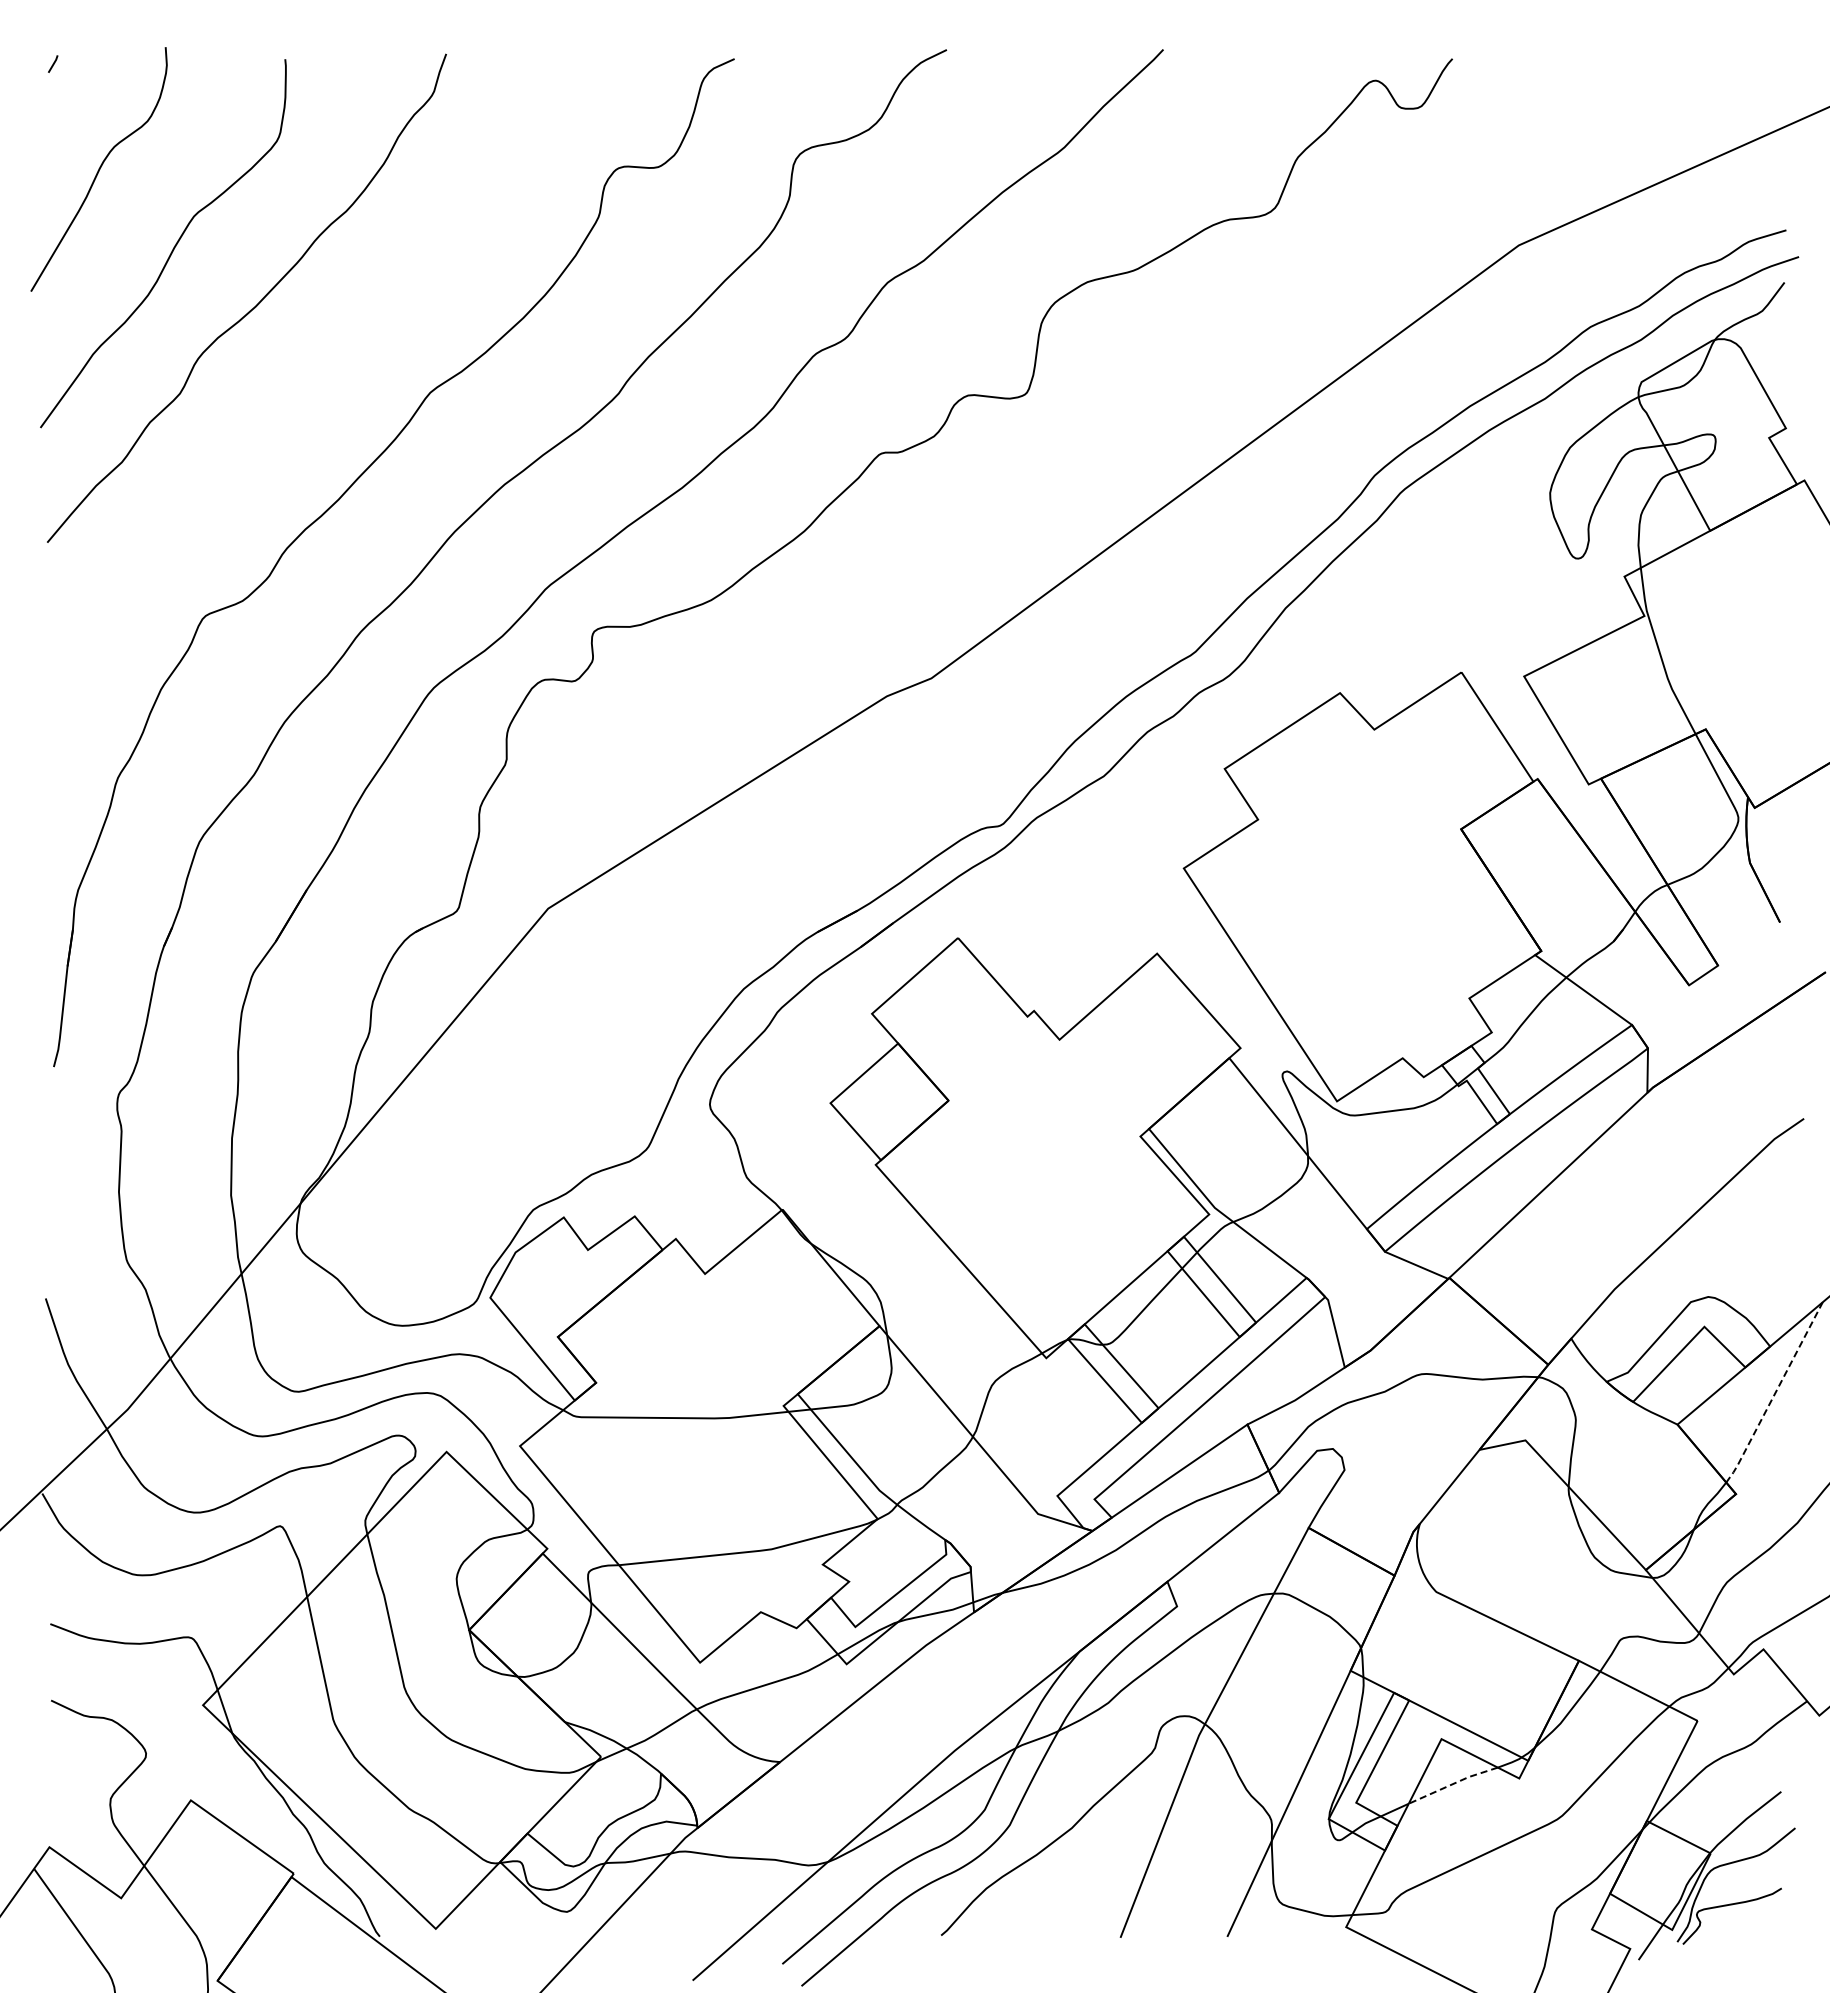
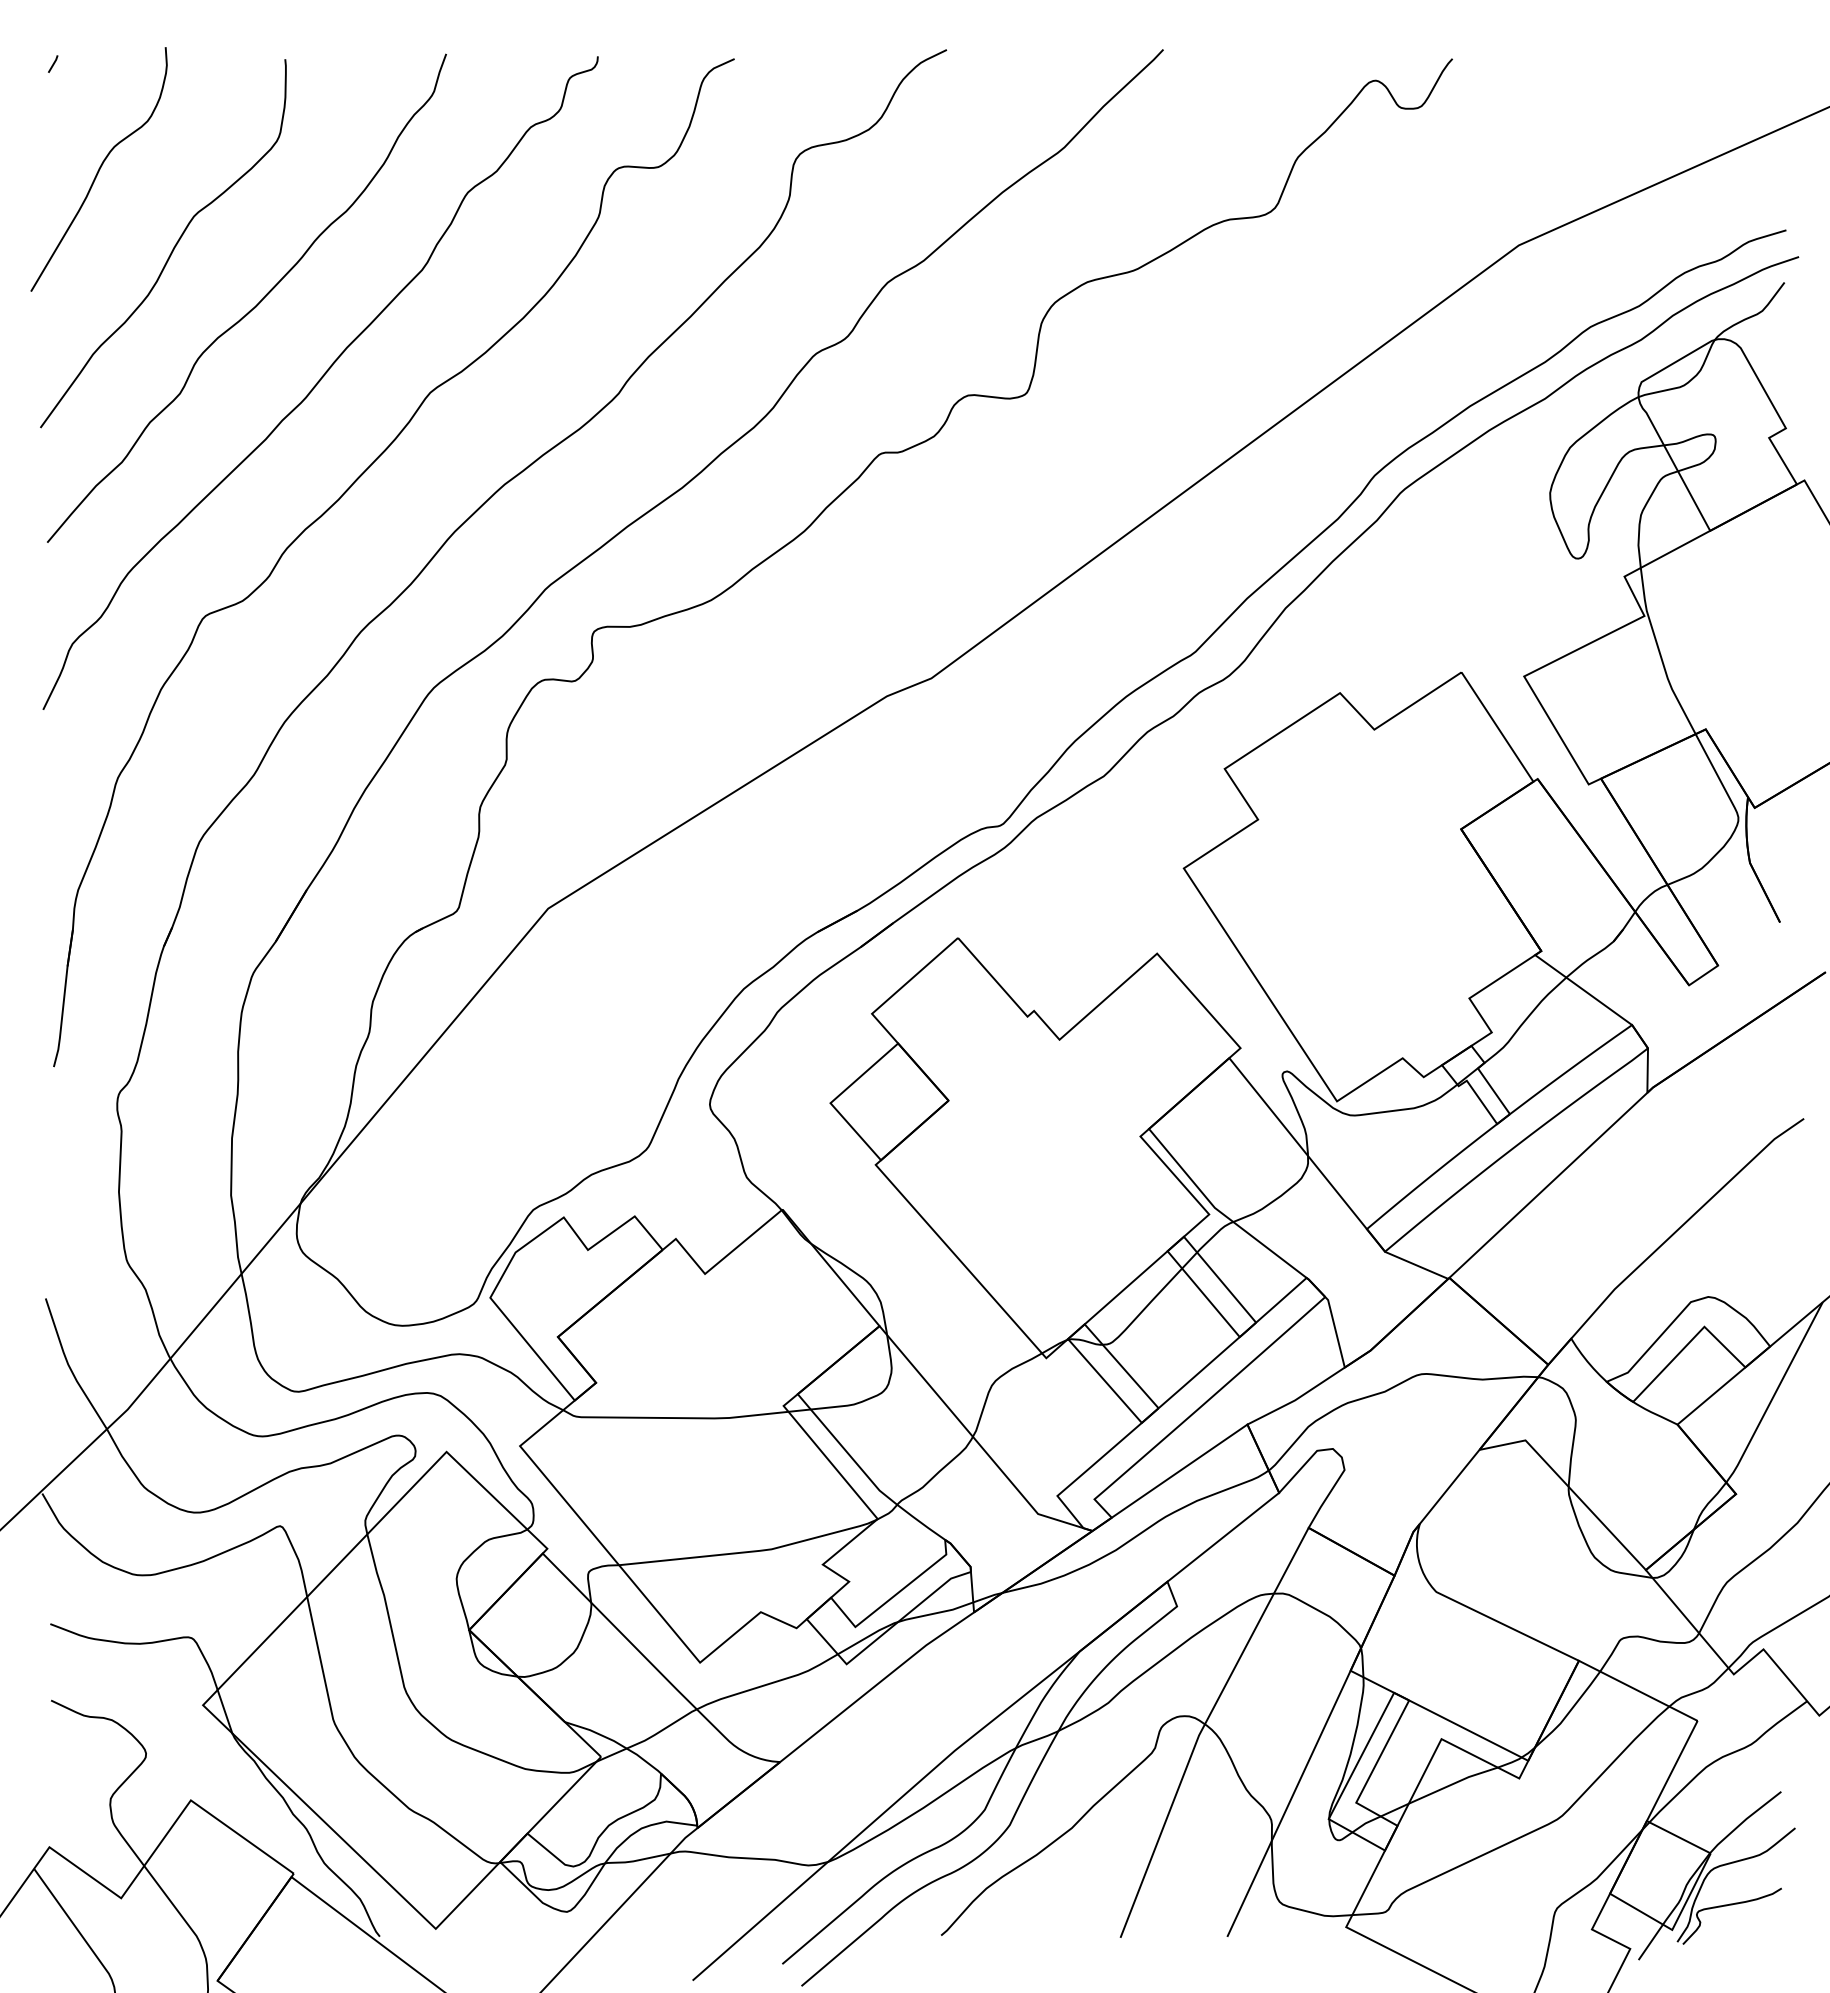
curve: none -> present (320, 381)
line: dashed -> solid (1774, 1394)
line: dashed -> solid (1453, 1783)
